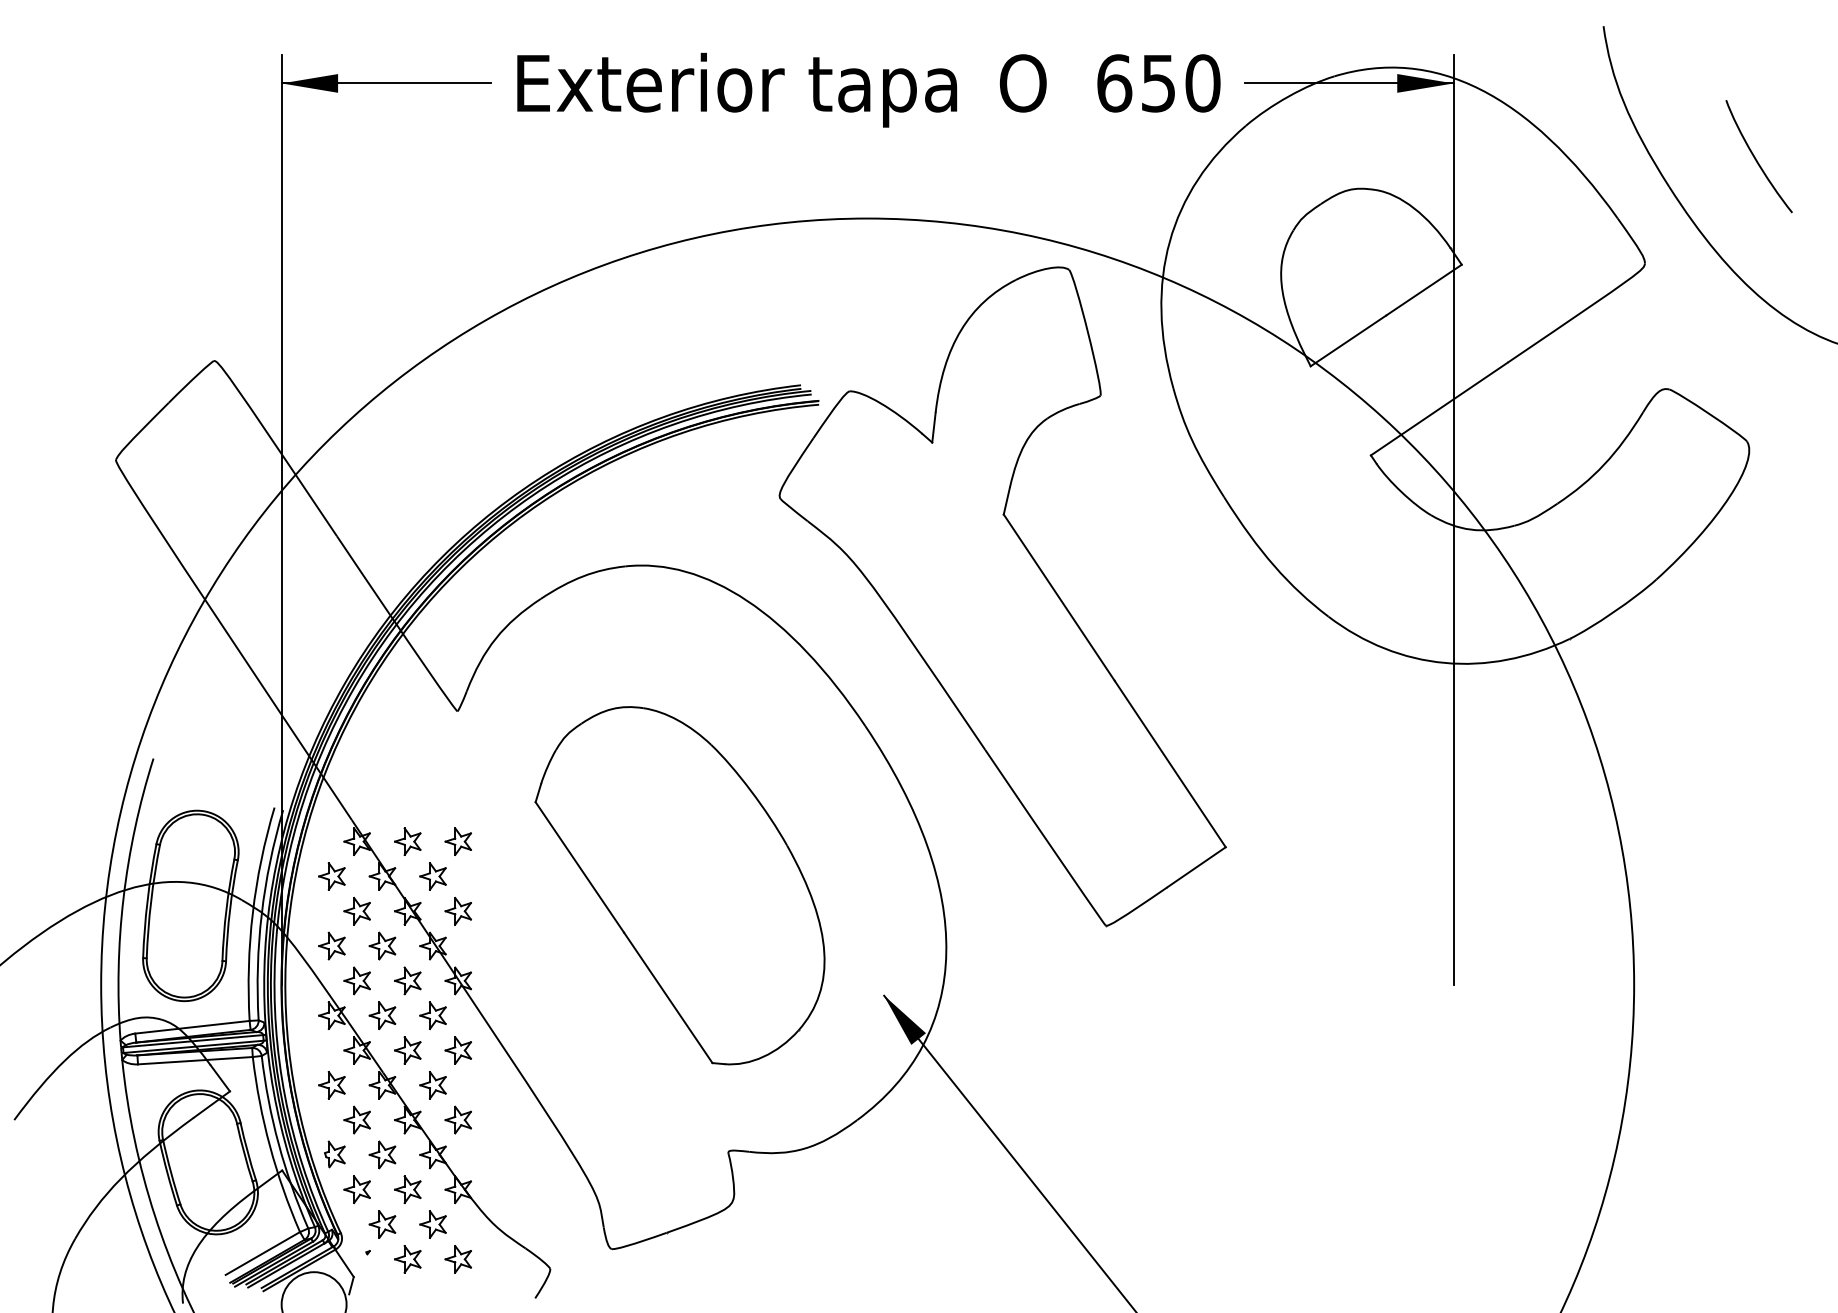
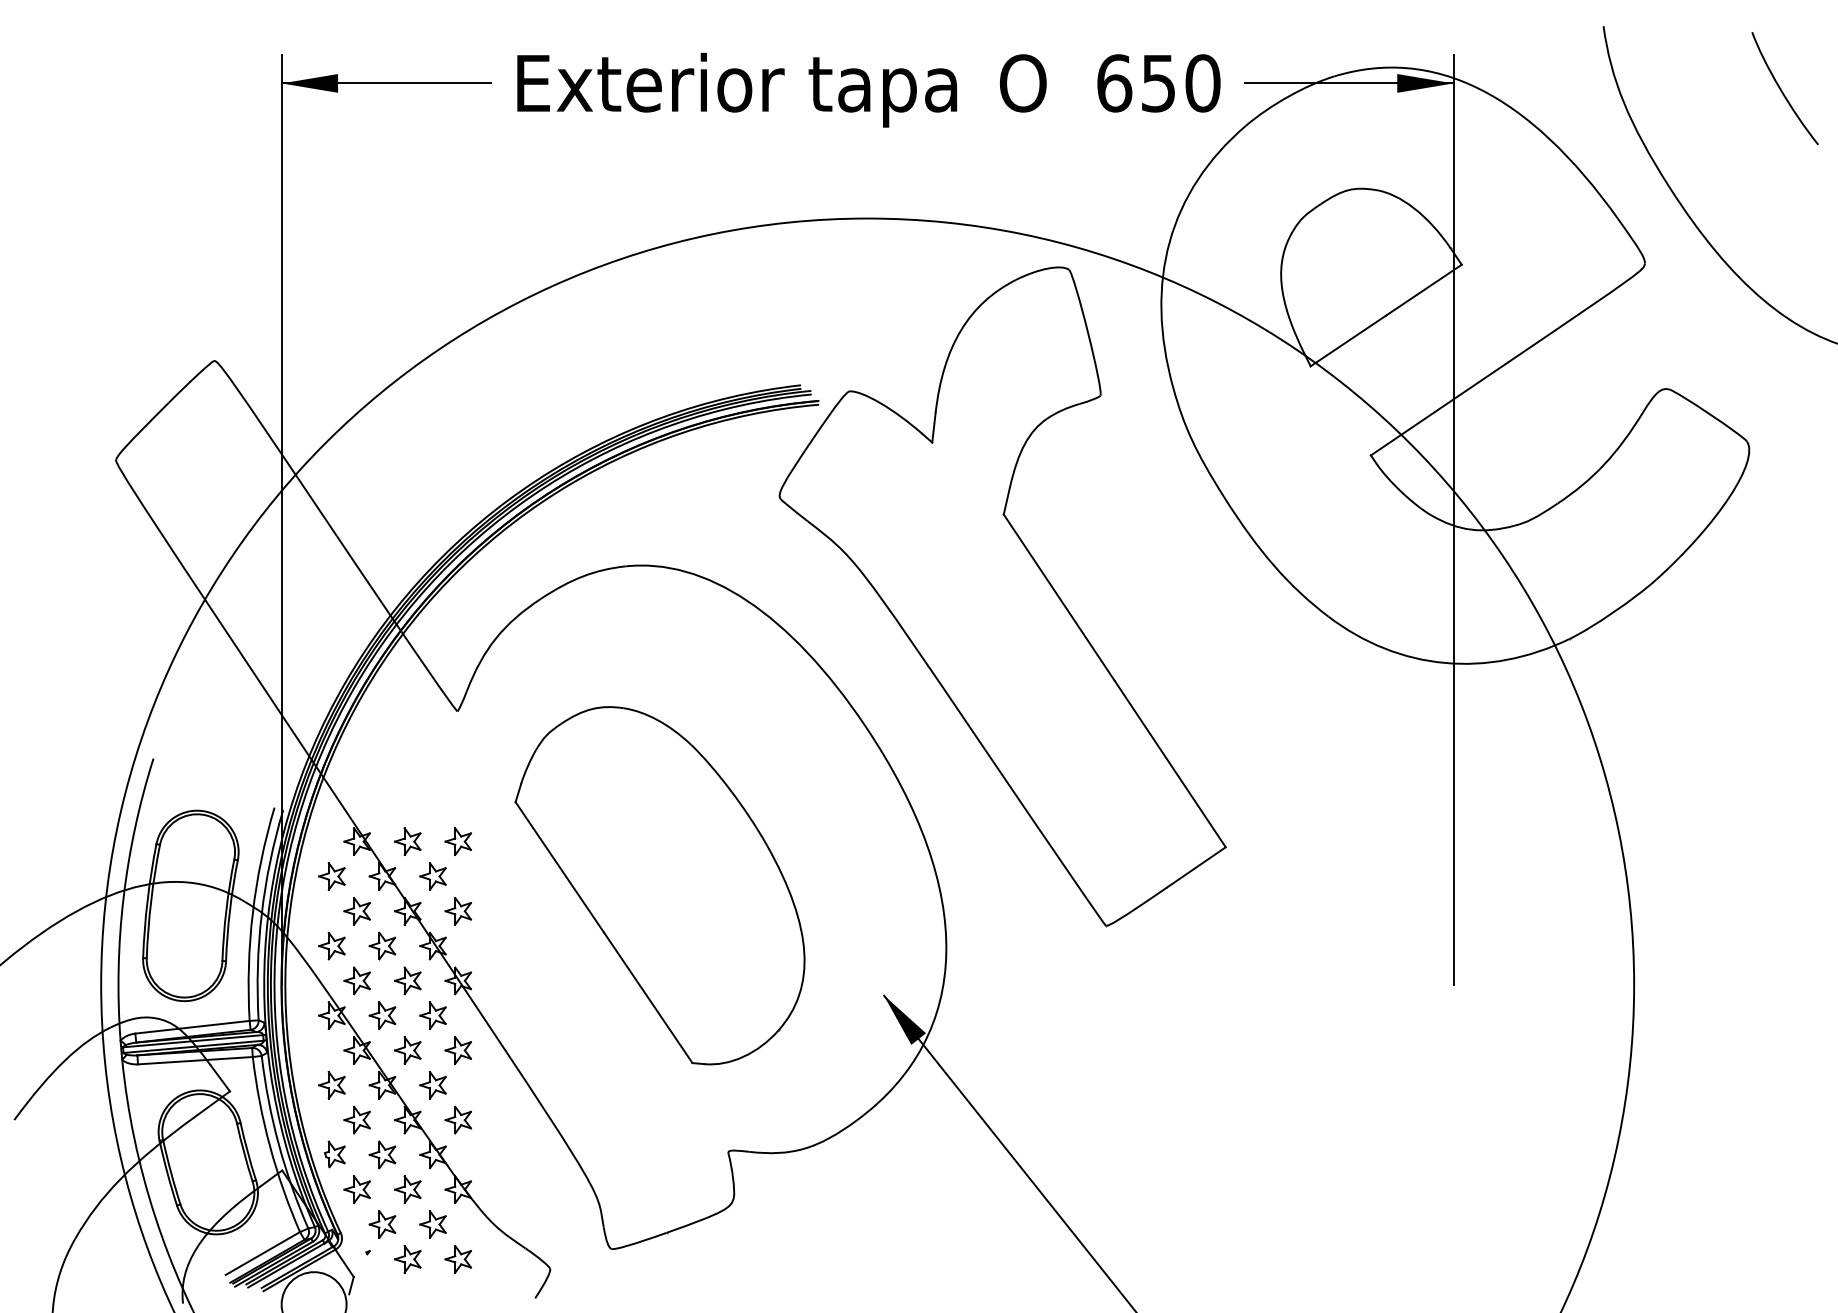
curve position: (1756, 158) -> (1782, 90) (1782, 90)
part position: (679, 885) -> (659, 885) (659, 885)
